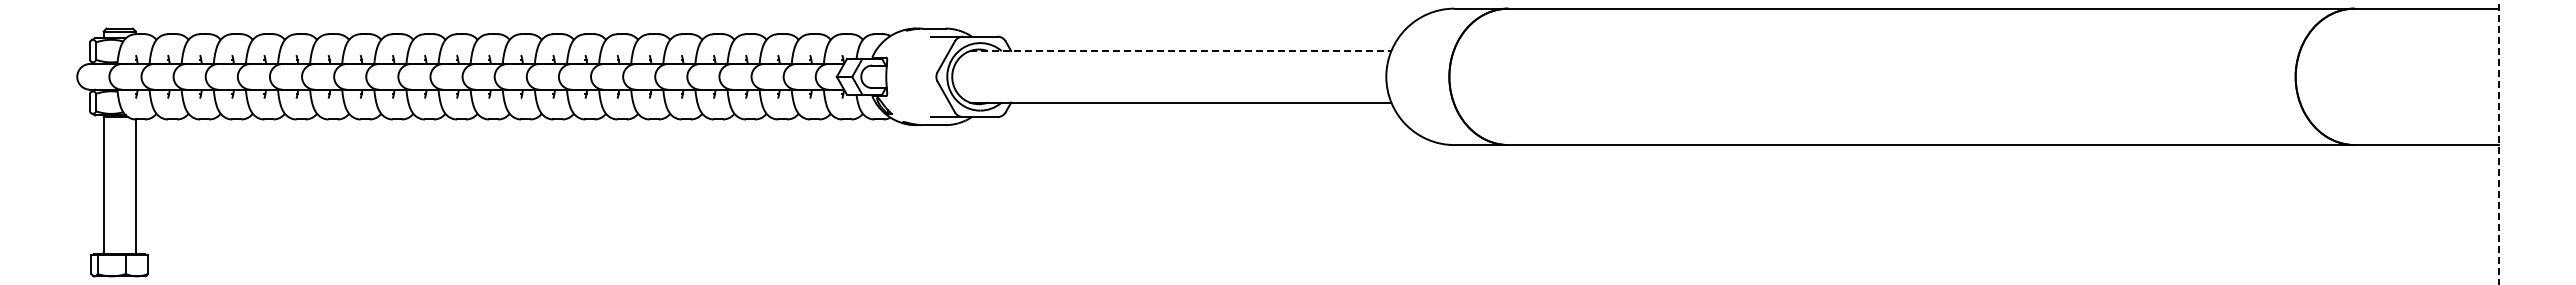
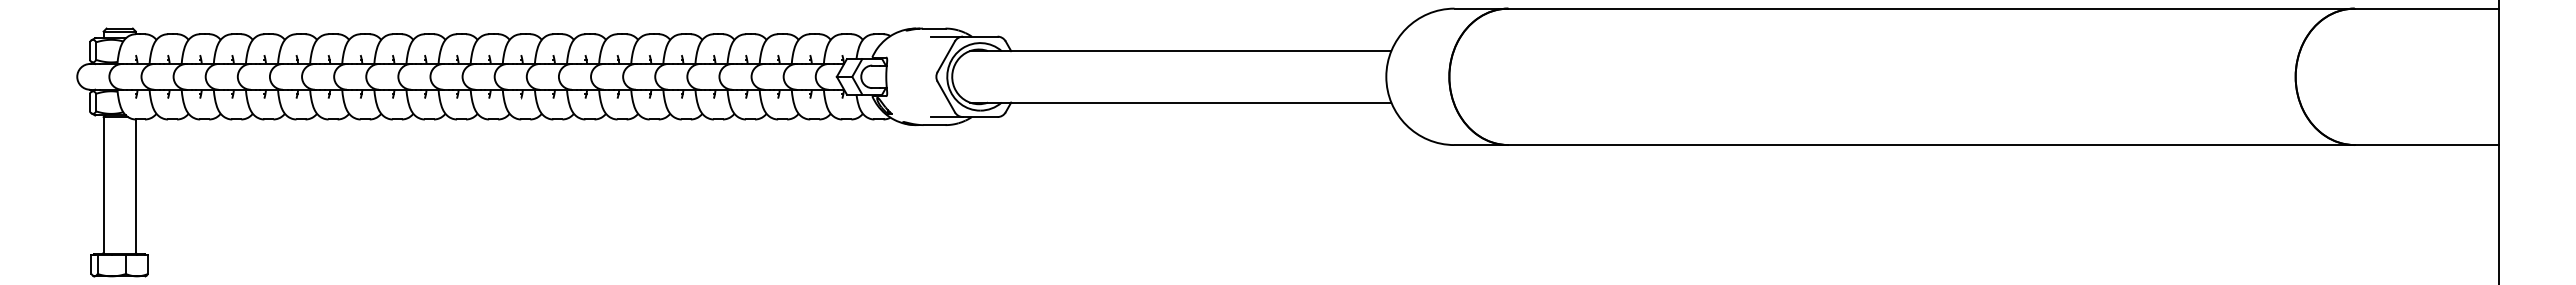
line: dashed -> solid (1180, 51)
line: dashed -> solid (2498, 143)
